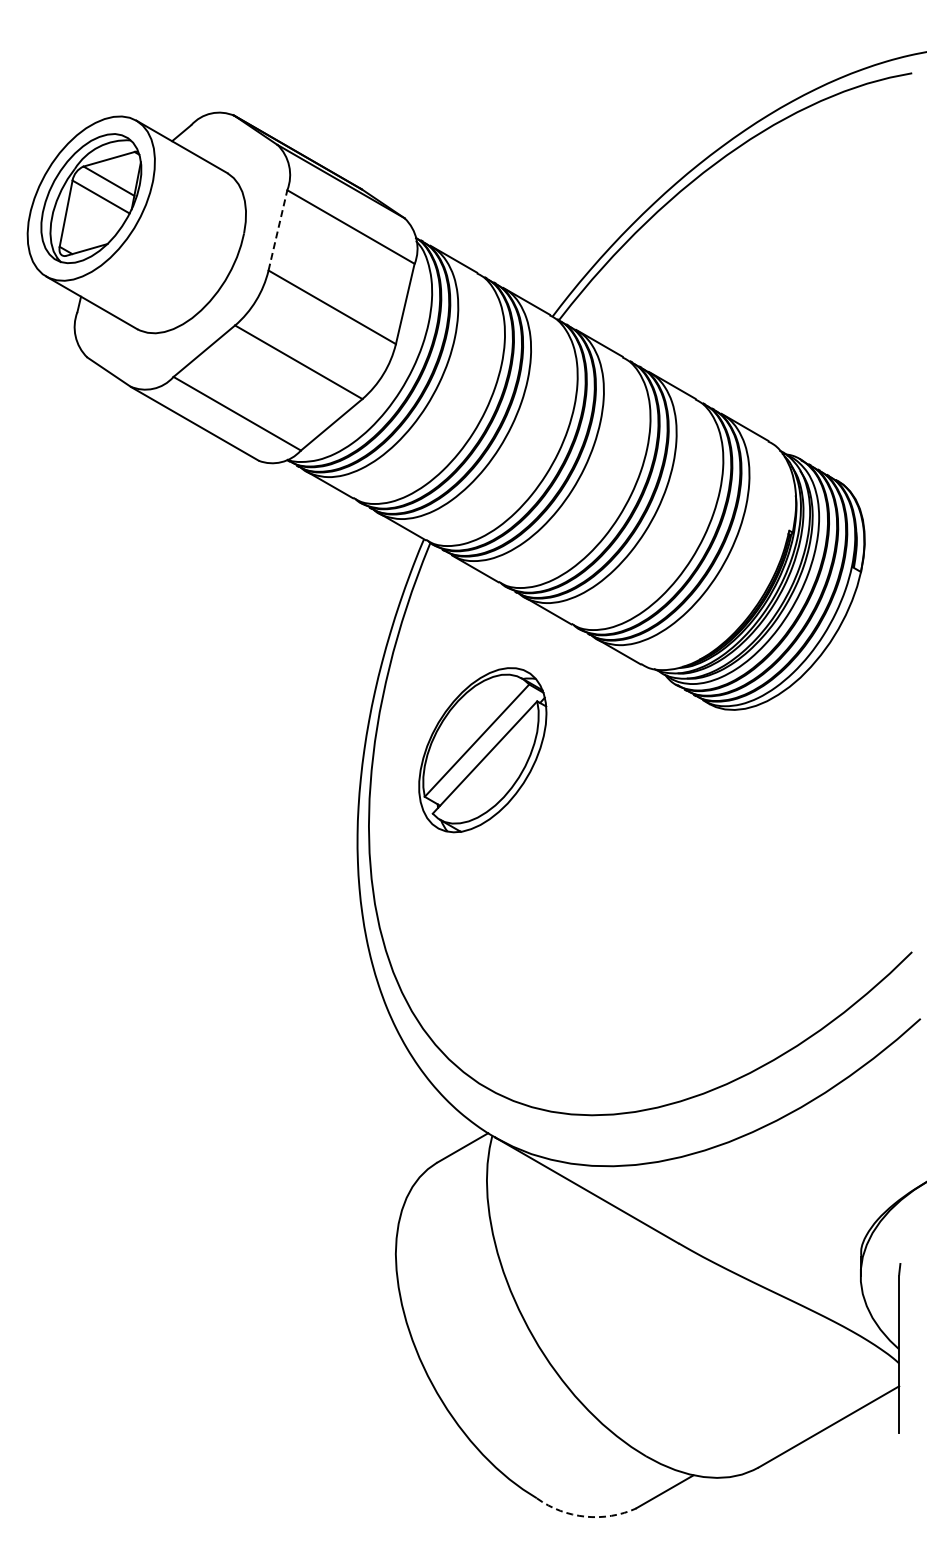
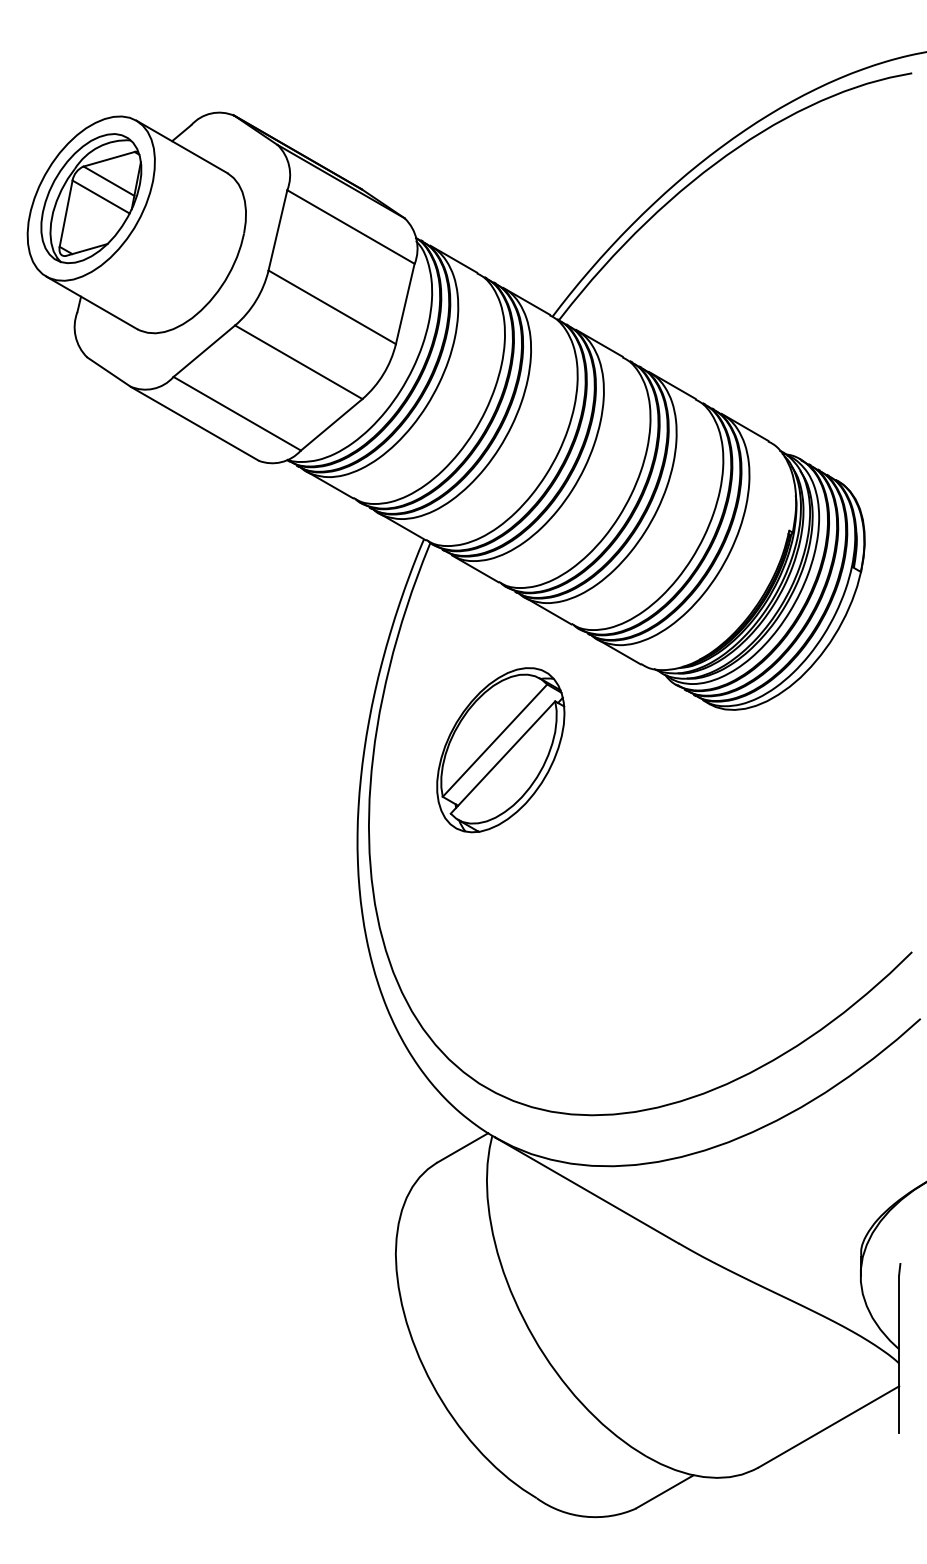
line: dashed -> solid (278, 229)
part position: (482, 750) -> (500, 750) (500, 750)
arc: dashed -> solid (585, 1516)
